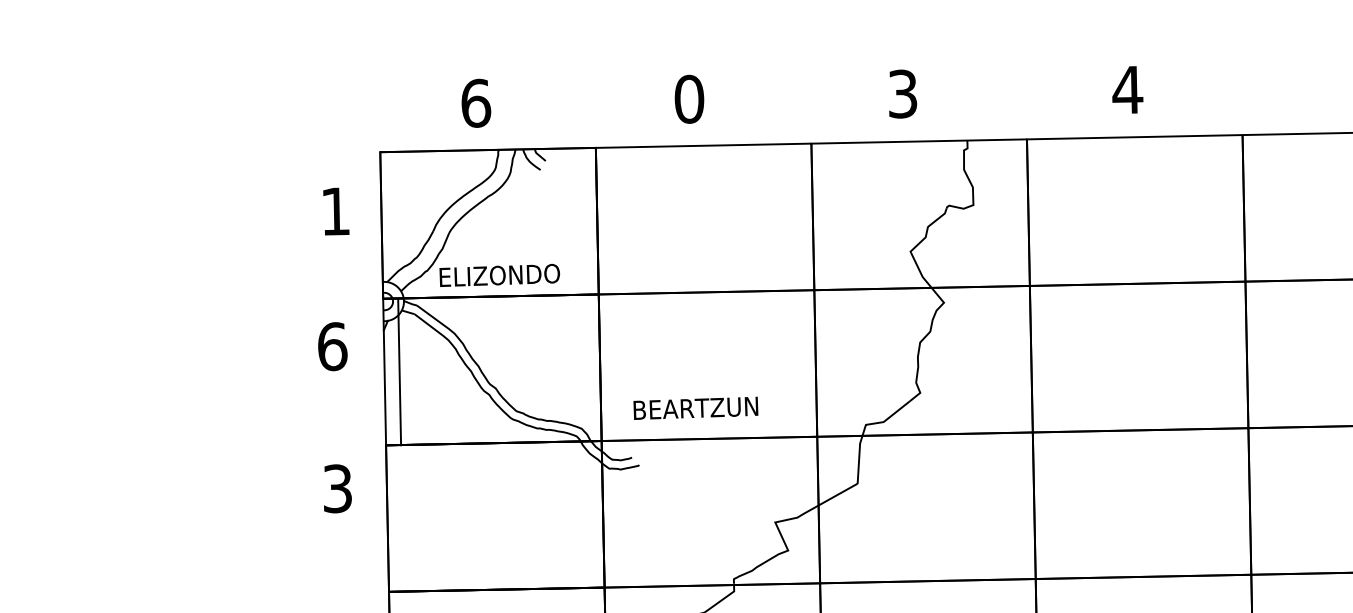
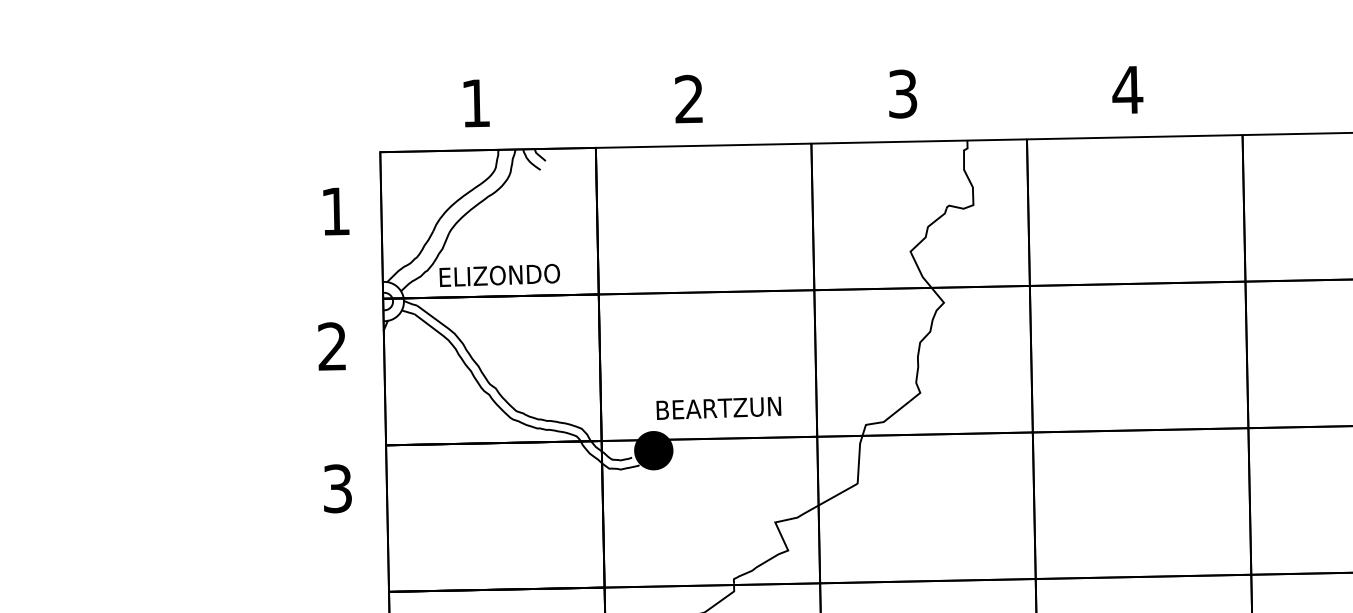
text: 0 -> 2 (689, 98)
text: 6 -> 1 (476, 102)
text: 6 -> 2 (332, 346)
line position: (399, 371) -> (384, 371) (384, 371)
text position: (695, 407) -> (718, 407) (718, 407)
fill: none -> present (653, 450)
